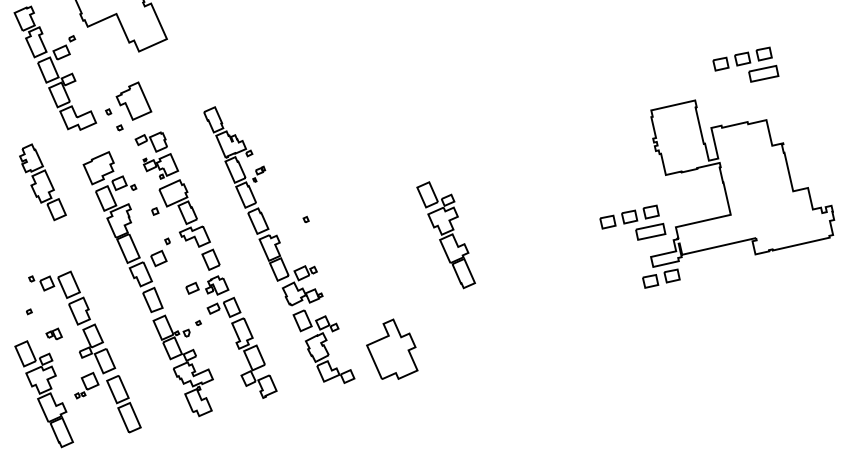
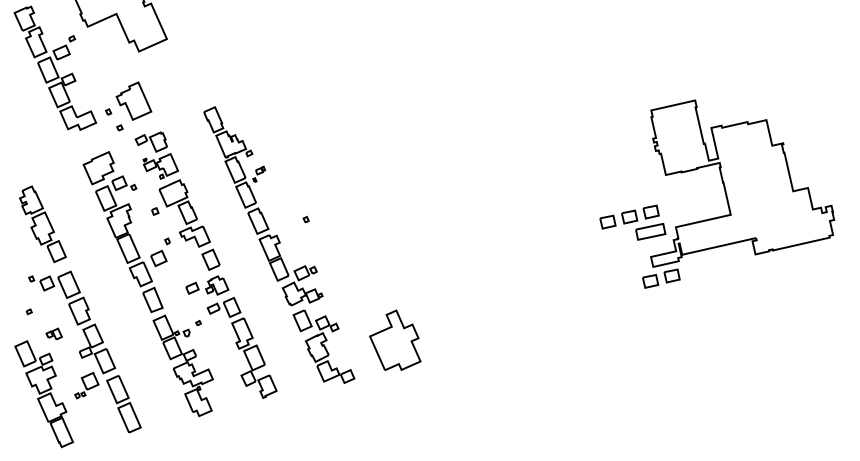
part: present -> none (745, 64)
part position: (42, 182) -> (42, 224) (42, 224)
part: present -> none (445, 235)
part position: (392, 348) -> (395, 339) (395, 339)
